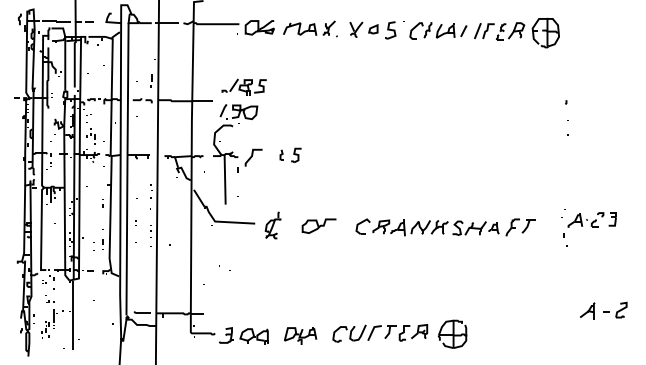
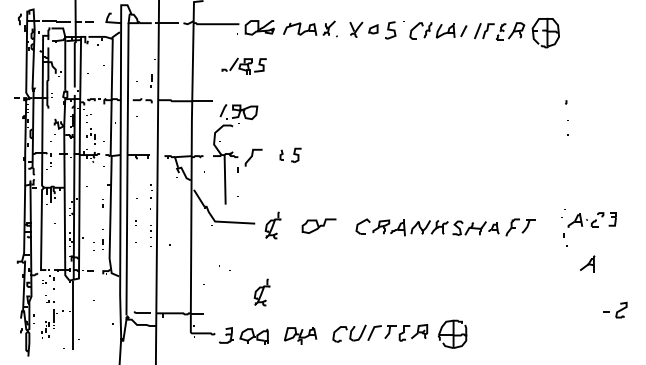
part position: (243, 86) -> (243, 65) (243, 65)
part: none -> present (261, 292)
part position: (587, 310) -> (587, 263) (587, 263)
